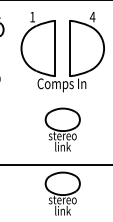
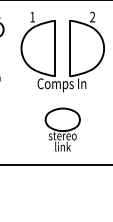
text: 4 -> 2 (92, 16)
part: present -> none (62, 193)
